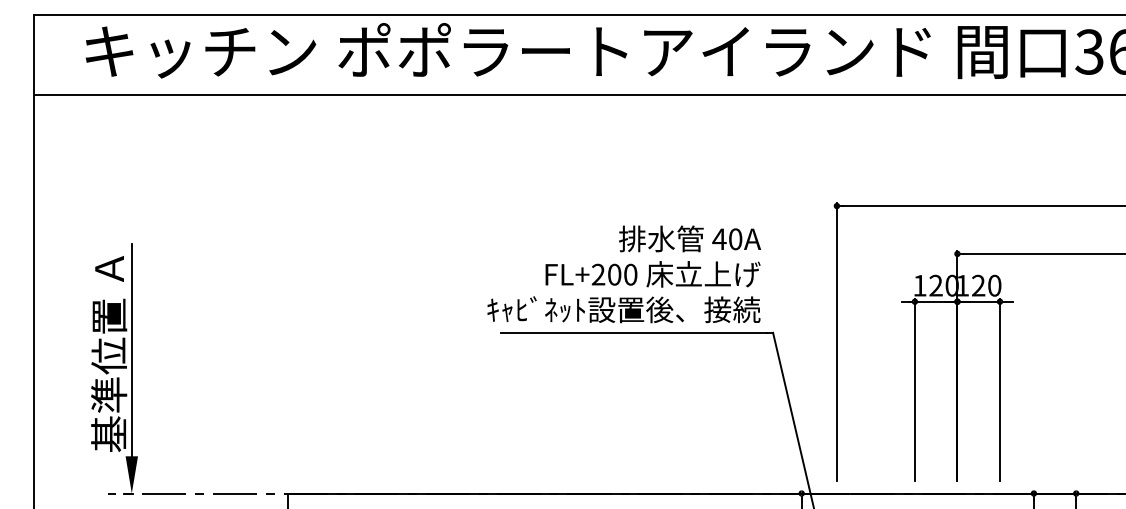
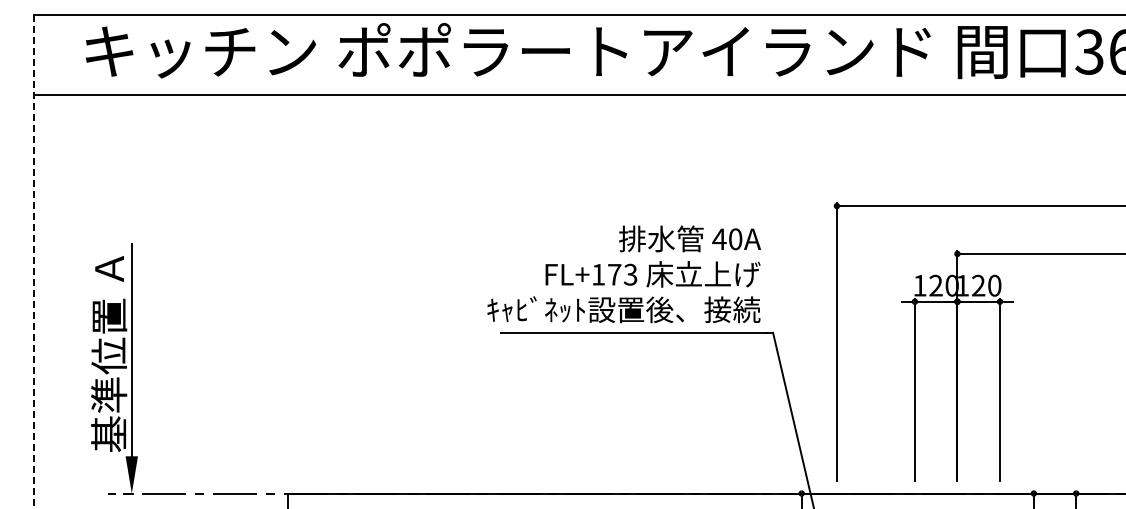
line: solid -> dashed (33, 261)
text: FL+200 -> FL+173 (614, 274)
